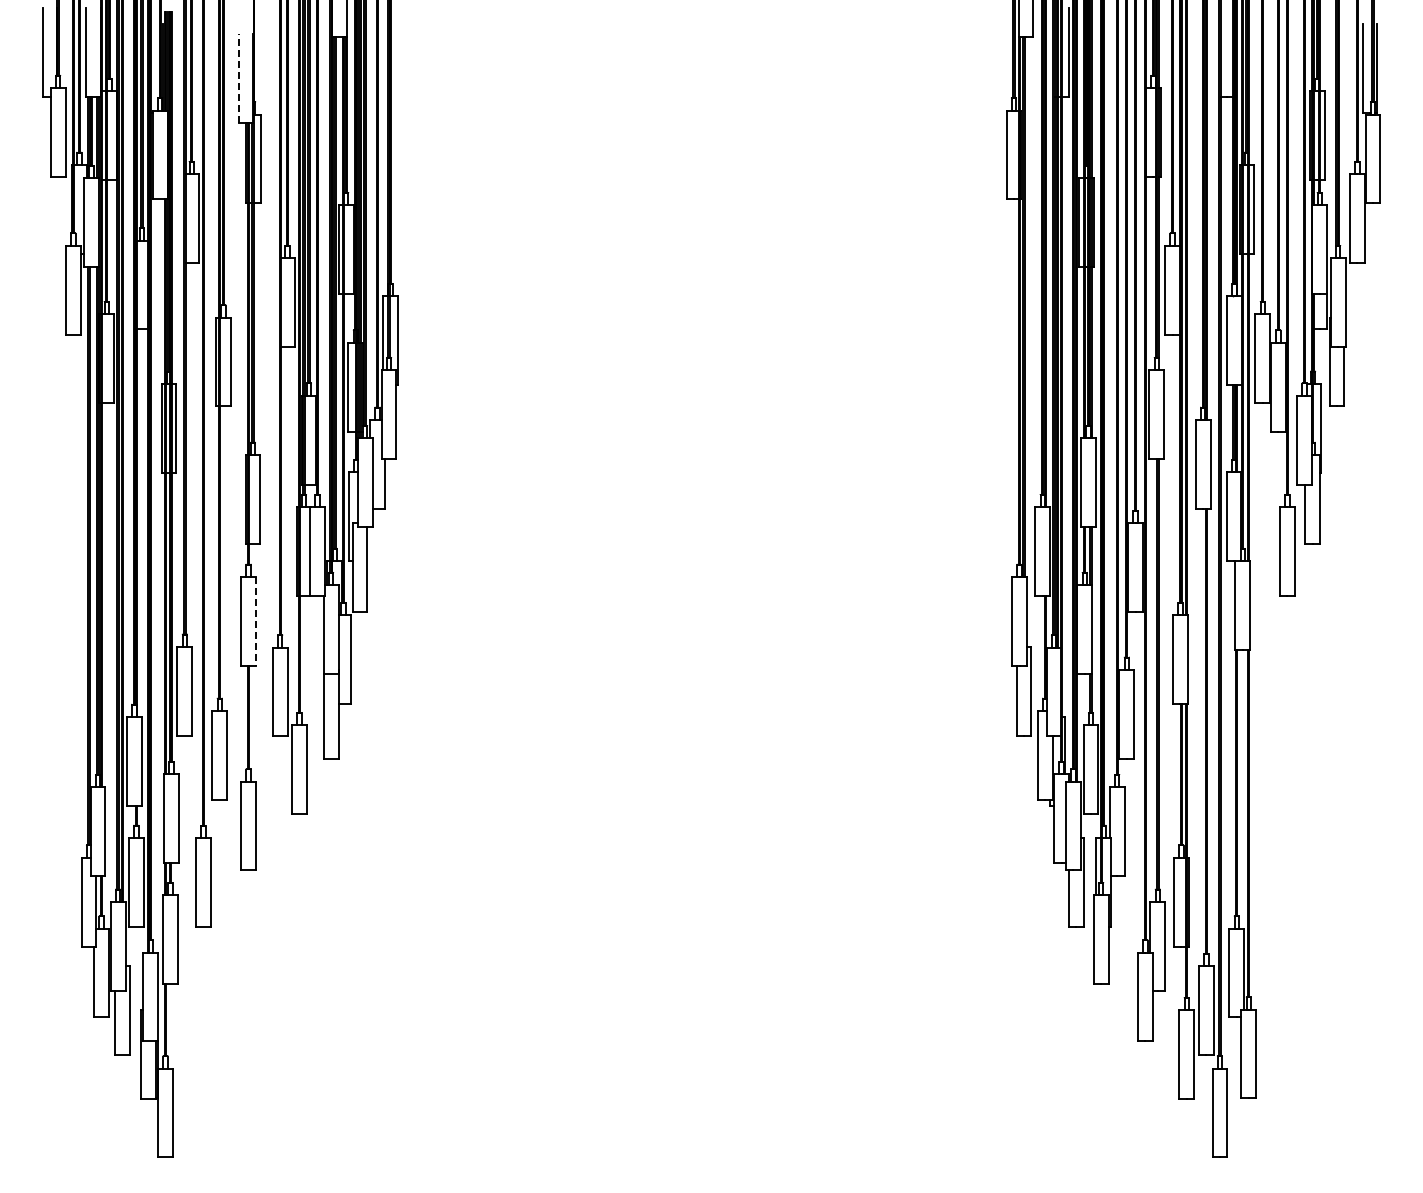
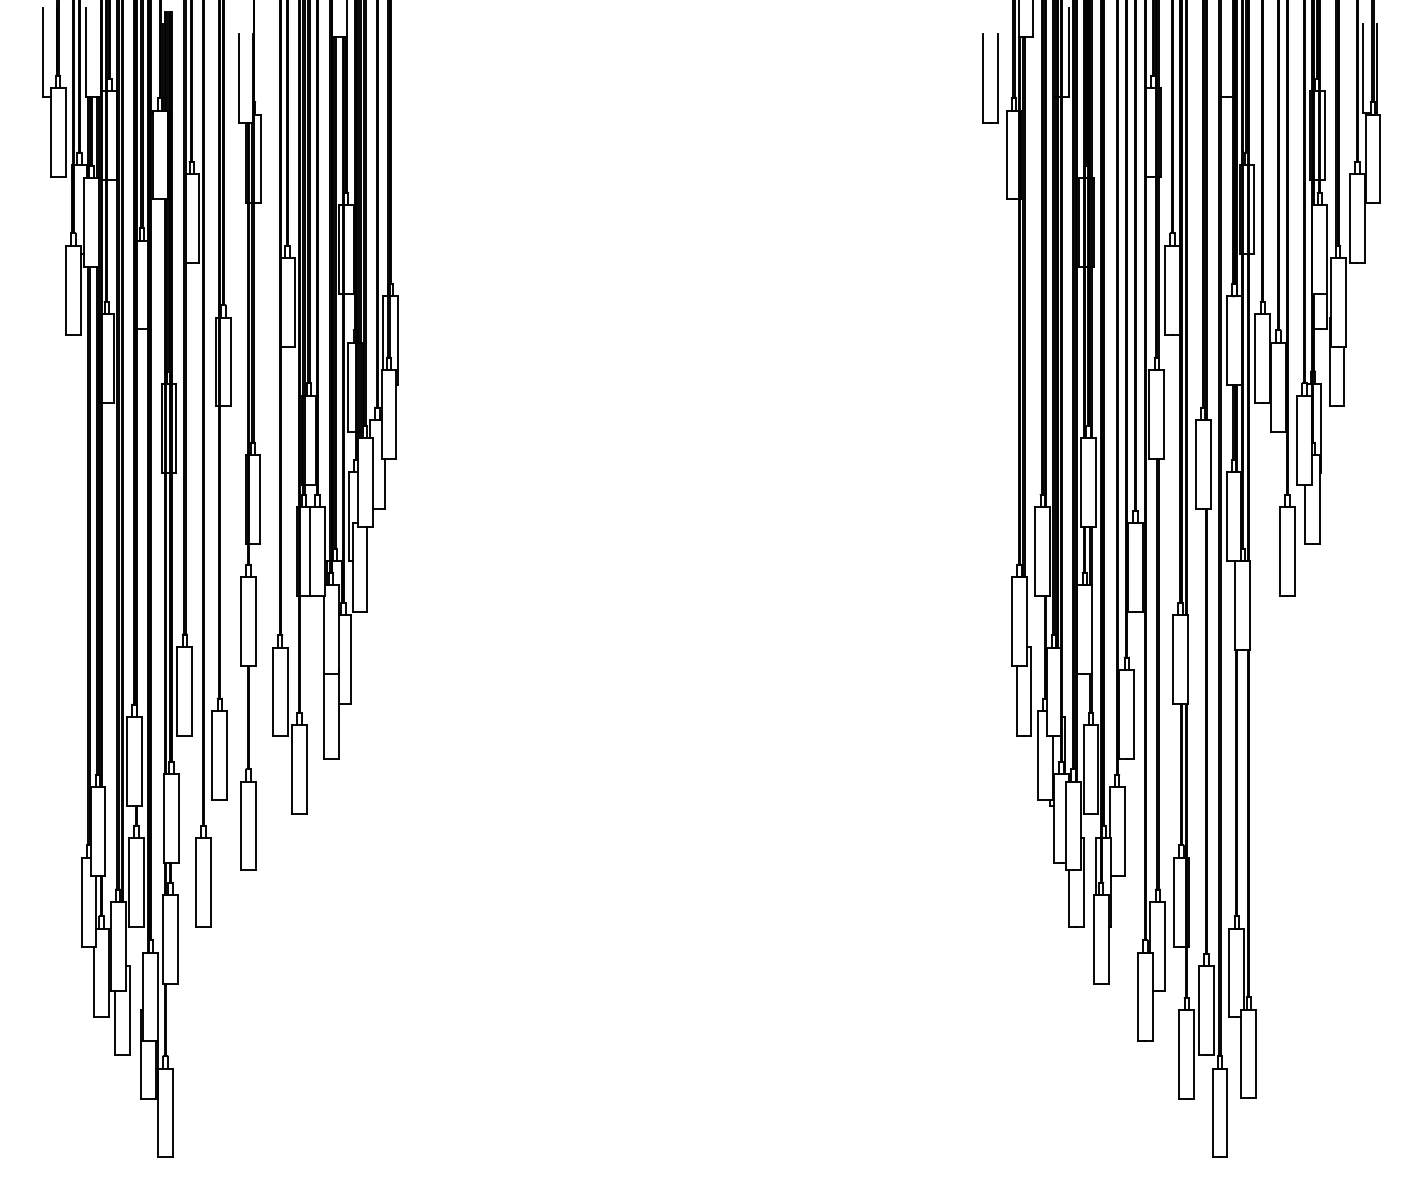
line: dashed -> solid (238, 78)
part: none -> present (983, 78)
line: dashed -> solid (255, 621)
